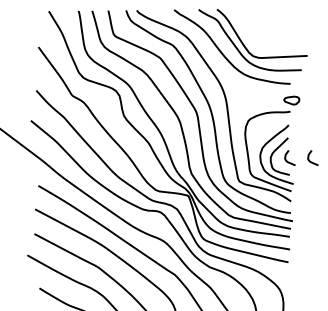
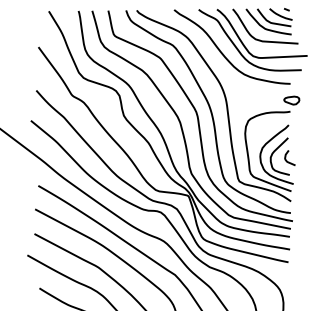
part: none -> present (265, 26)
curve: present -> none (309, 157)
